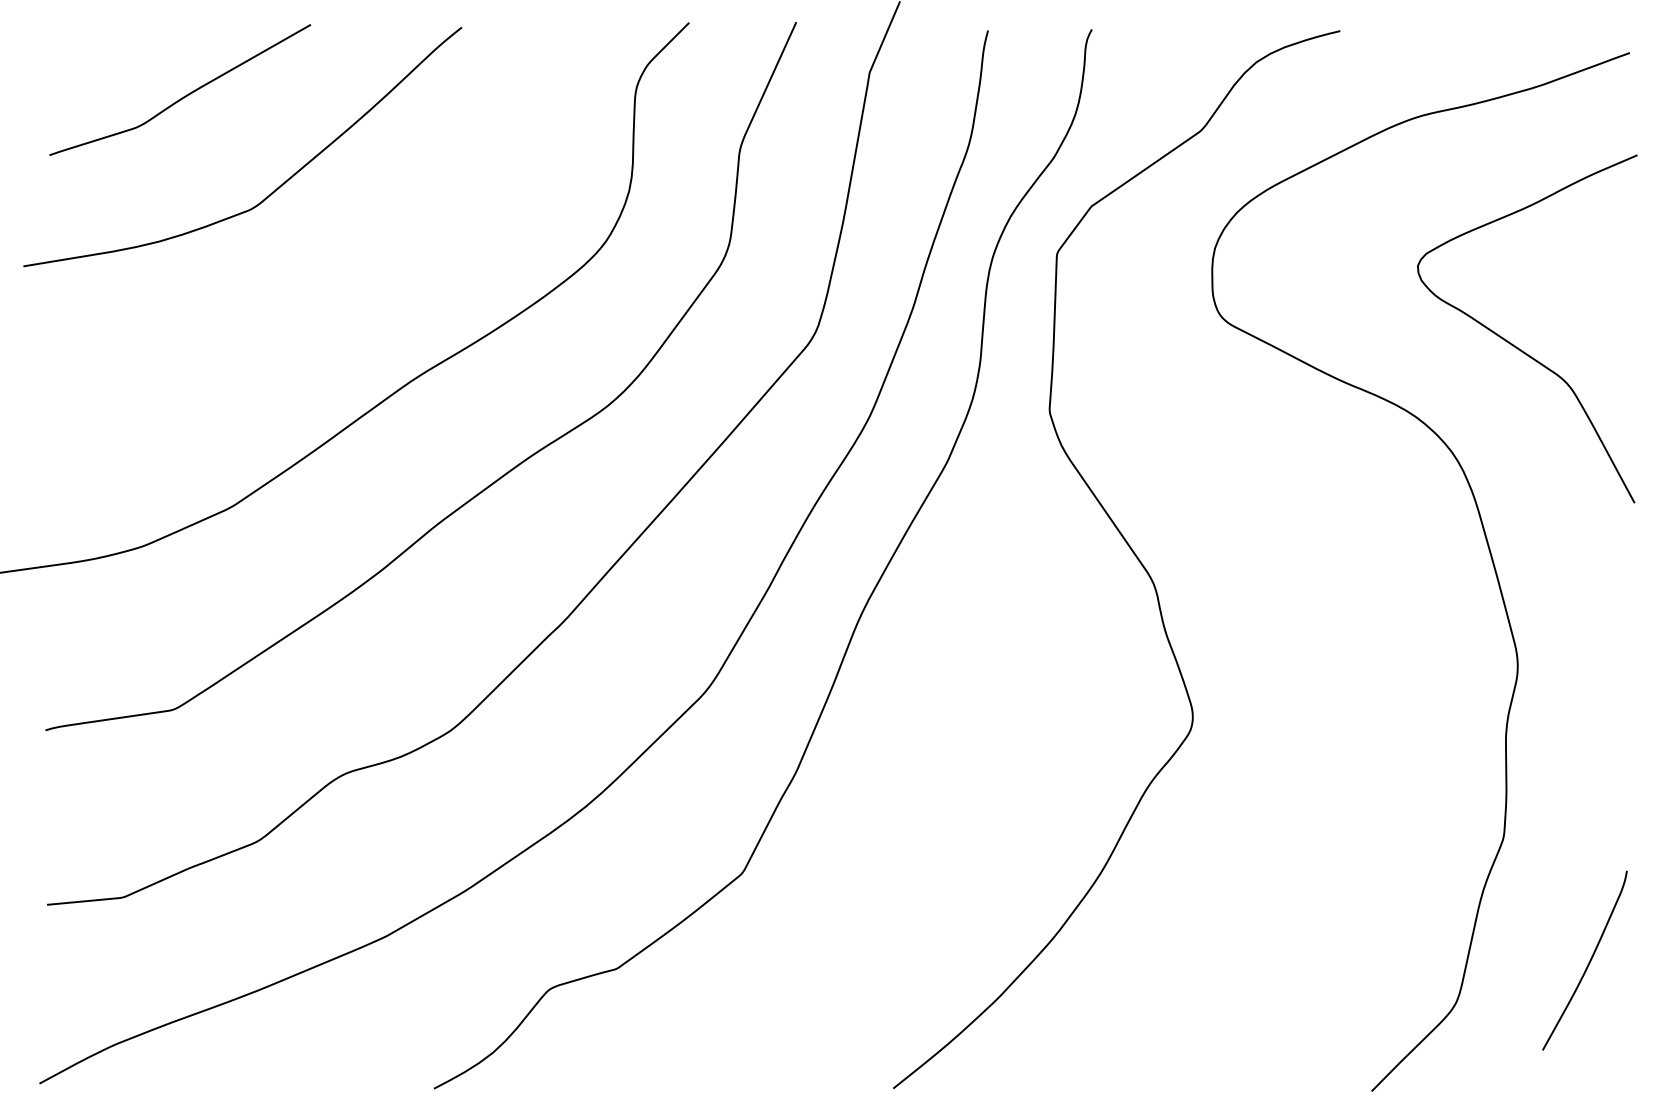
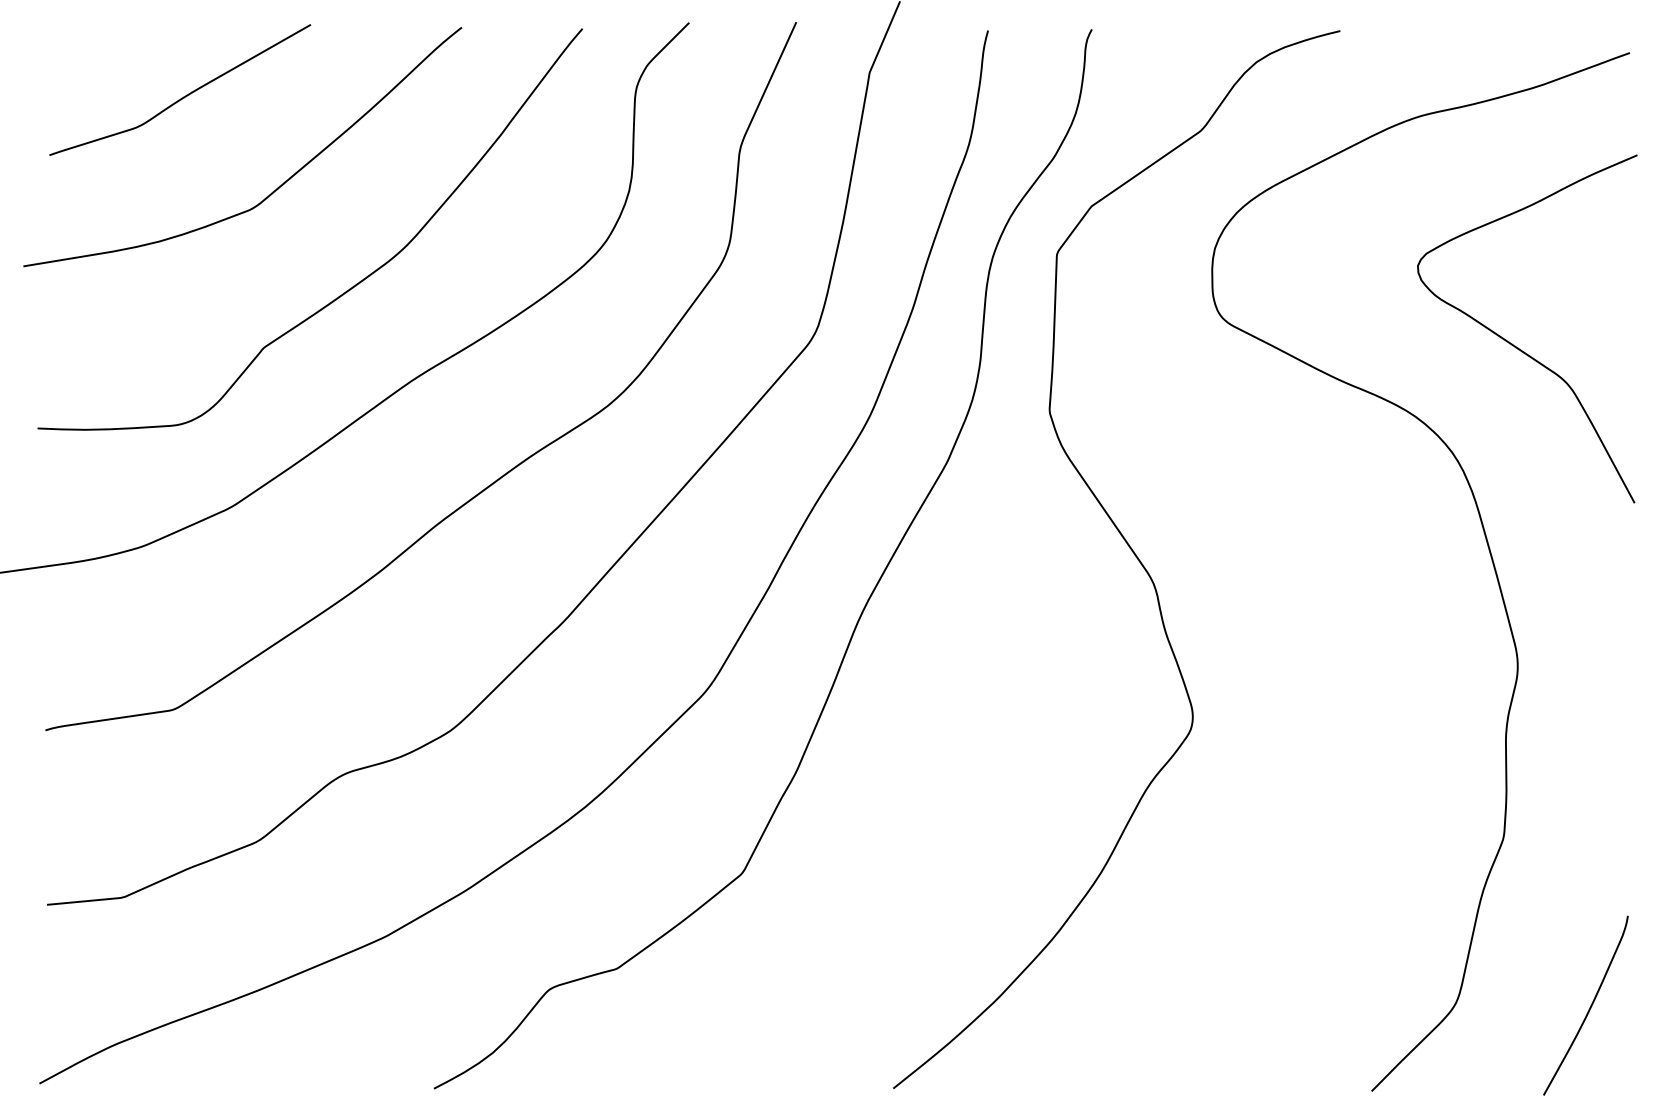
curve: none -> present (353, 285)
curve position: (1588, 962) -> (1589, 1007) (1589, 1007)
